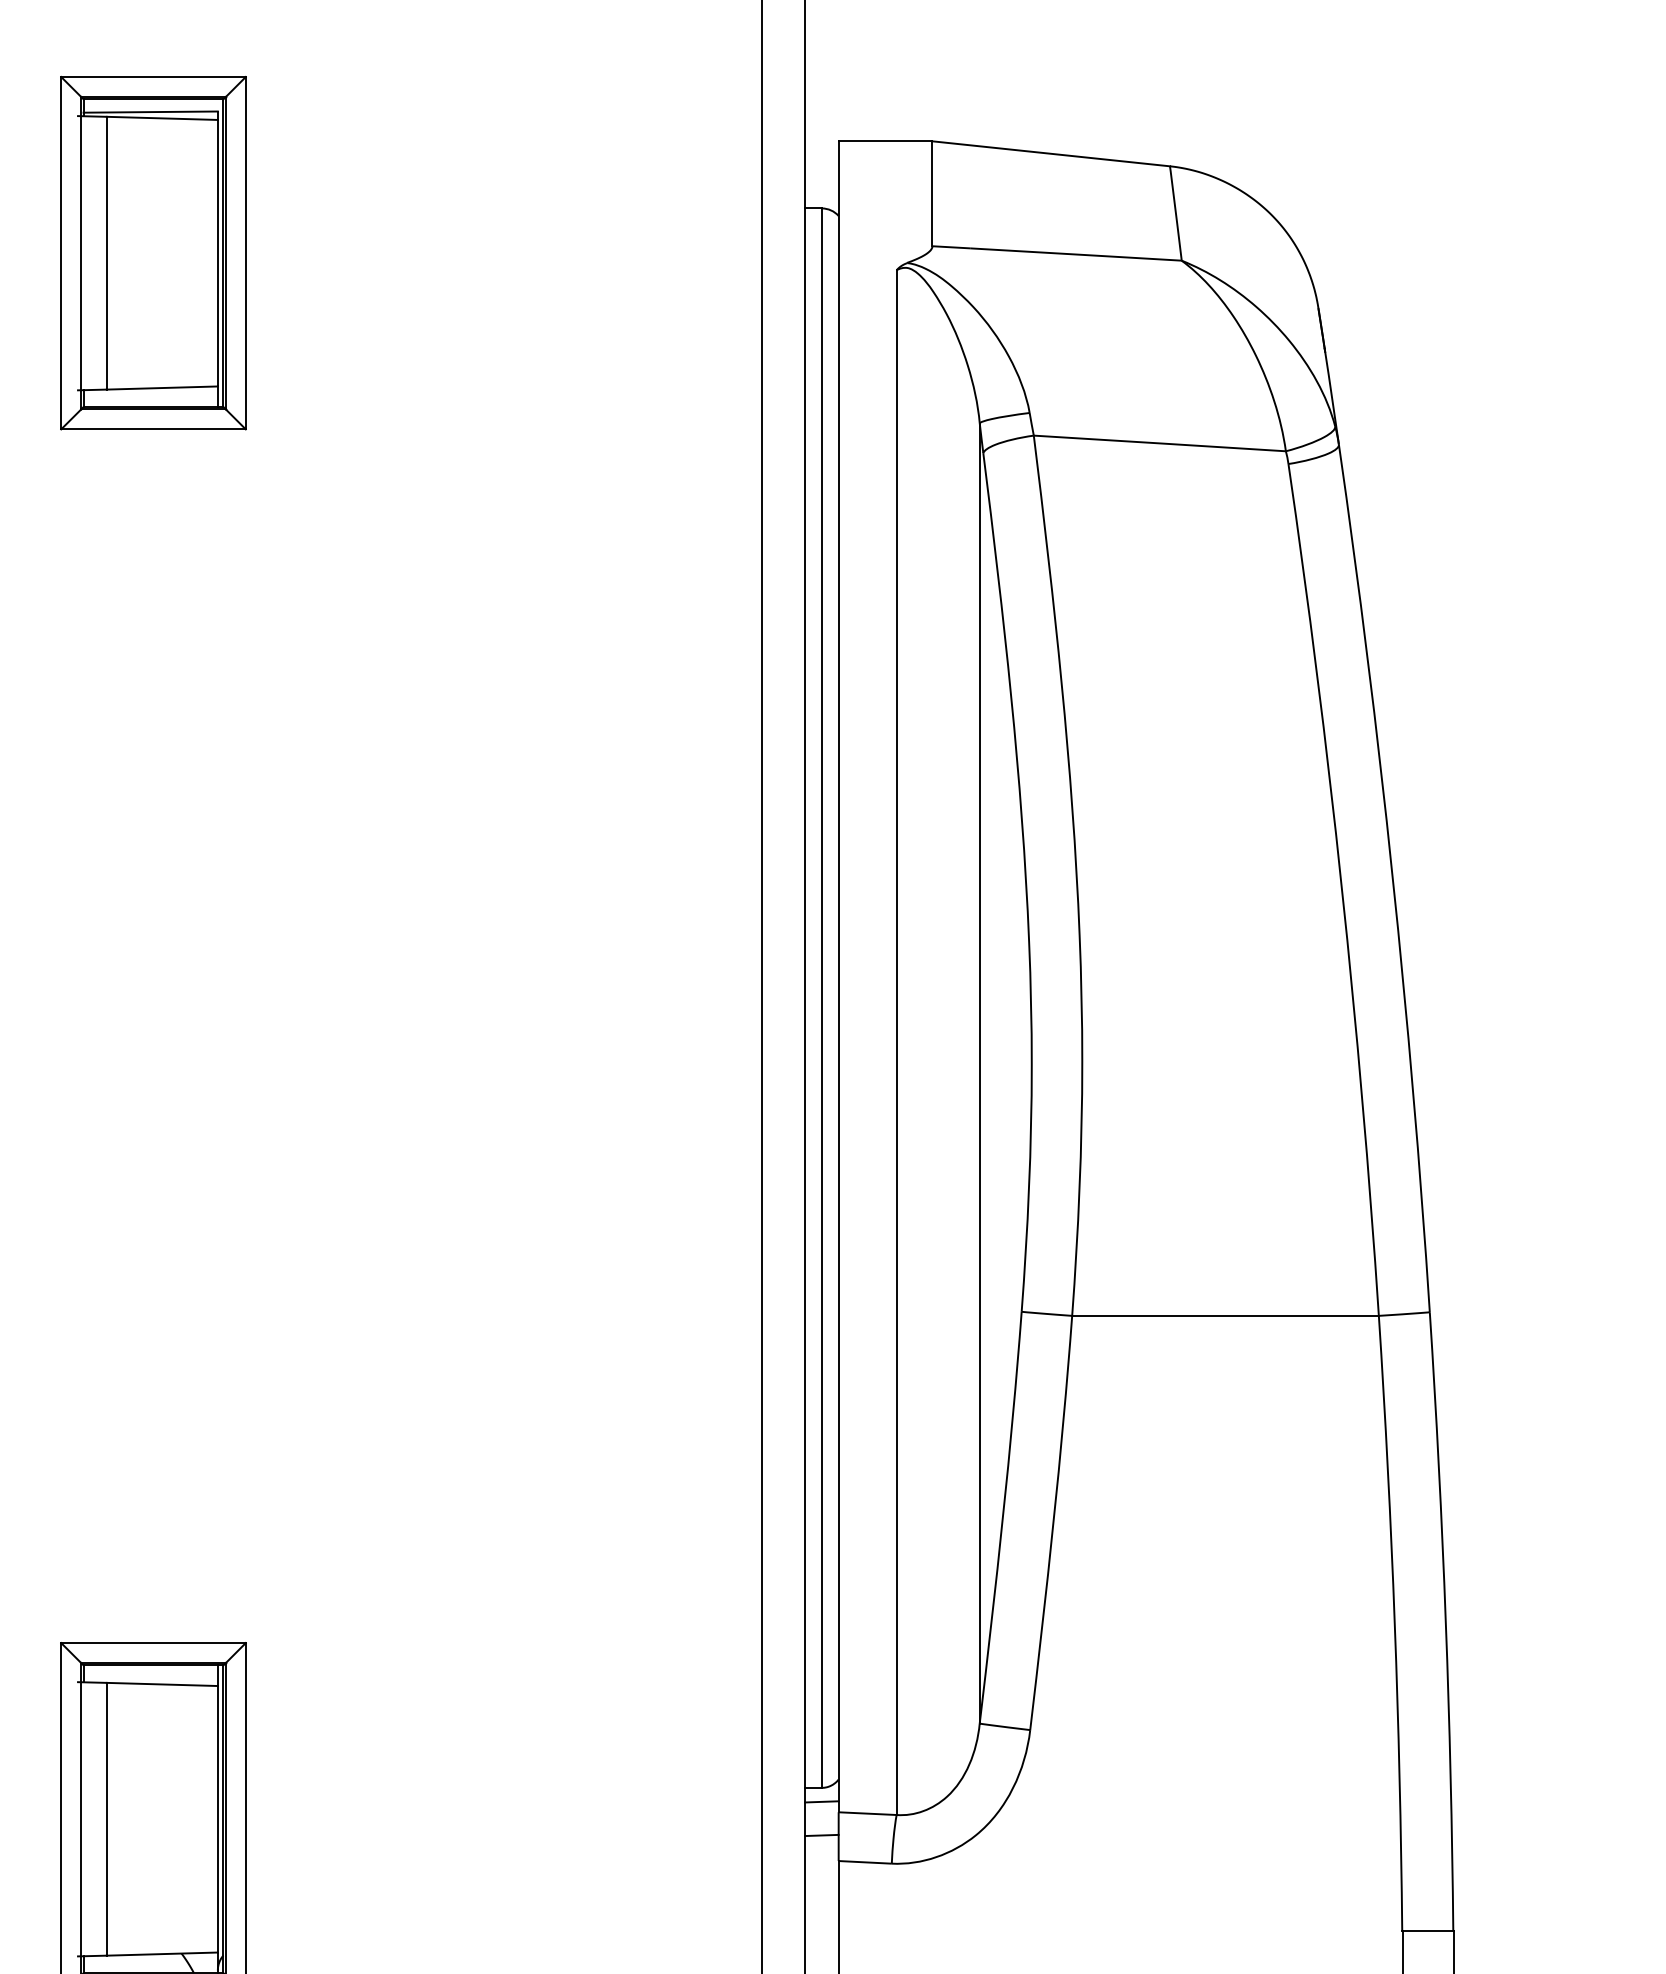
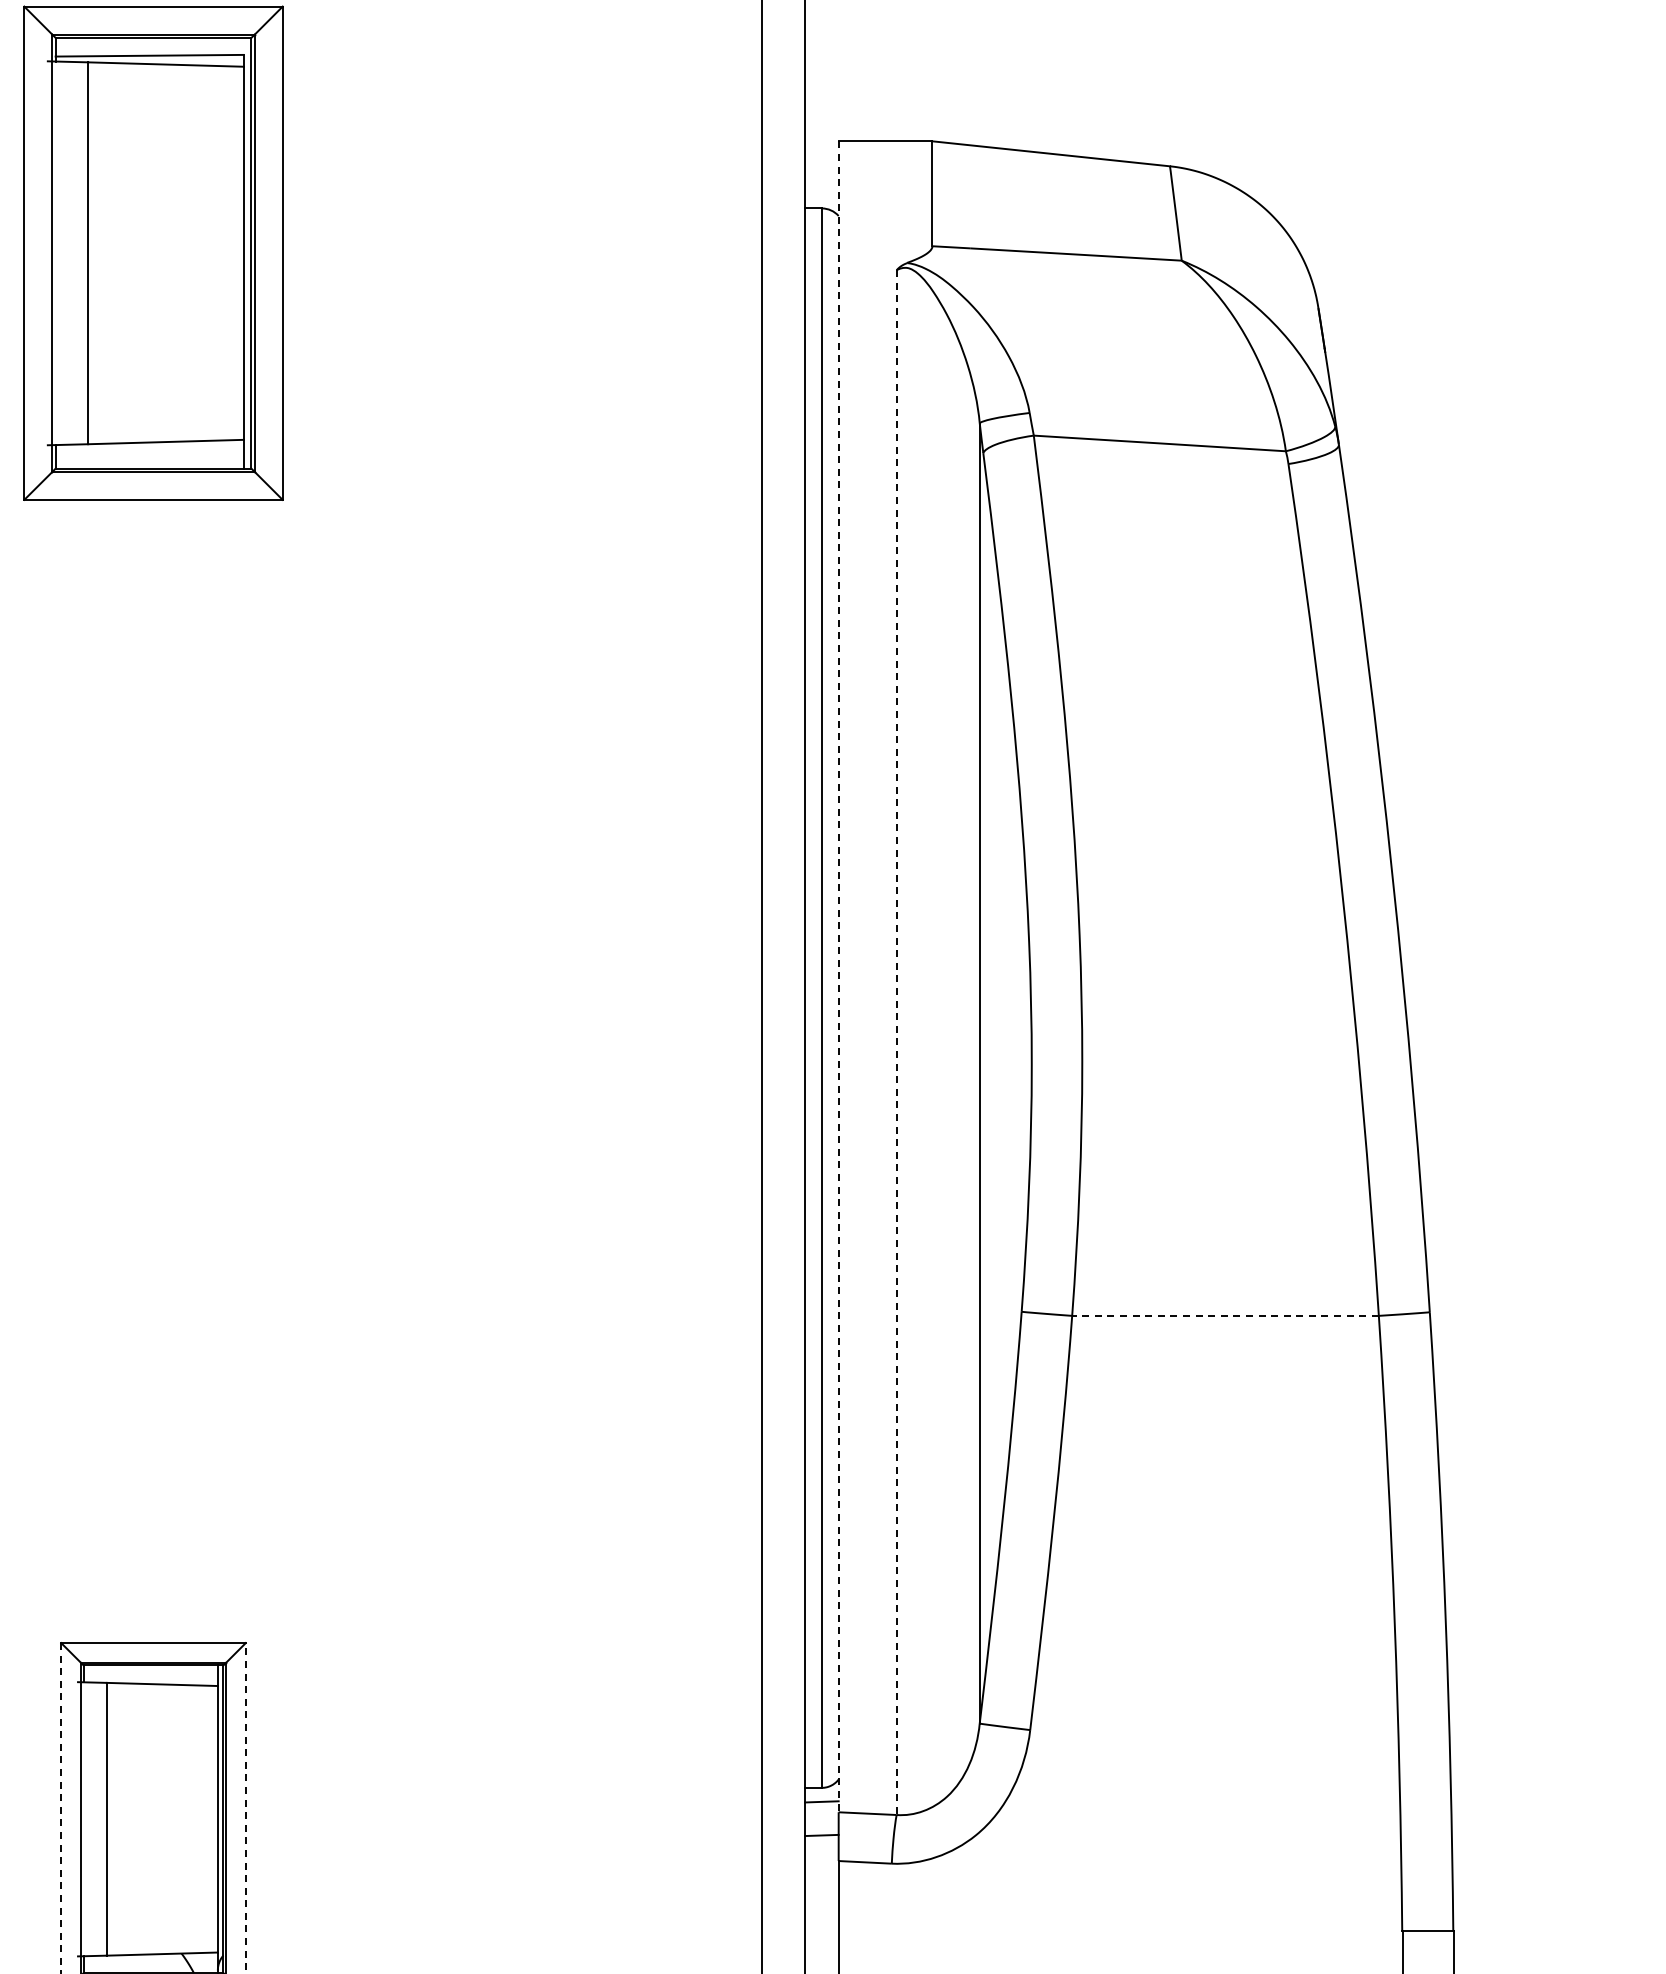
part size: 187x356 px -> 261x496 px (153, 252)
line: solid -> dashed (838, 977)
line: solid -> dashed (896, 1043)
line: solid -> dashed (1225, 1315)
line: solid -> dashed (245, 1807)
line: solid -> dashed (61, 1808)
